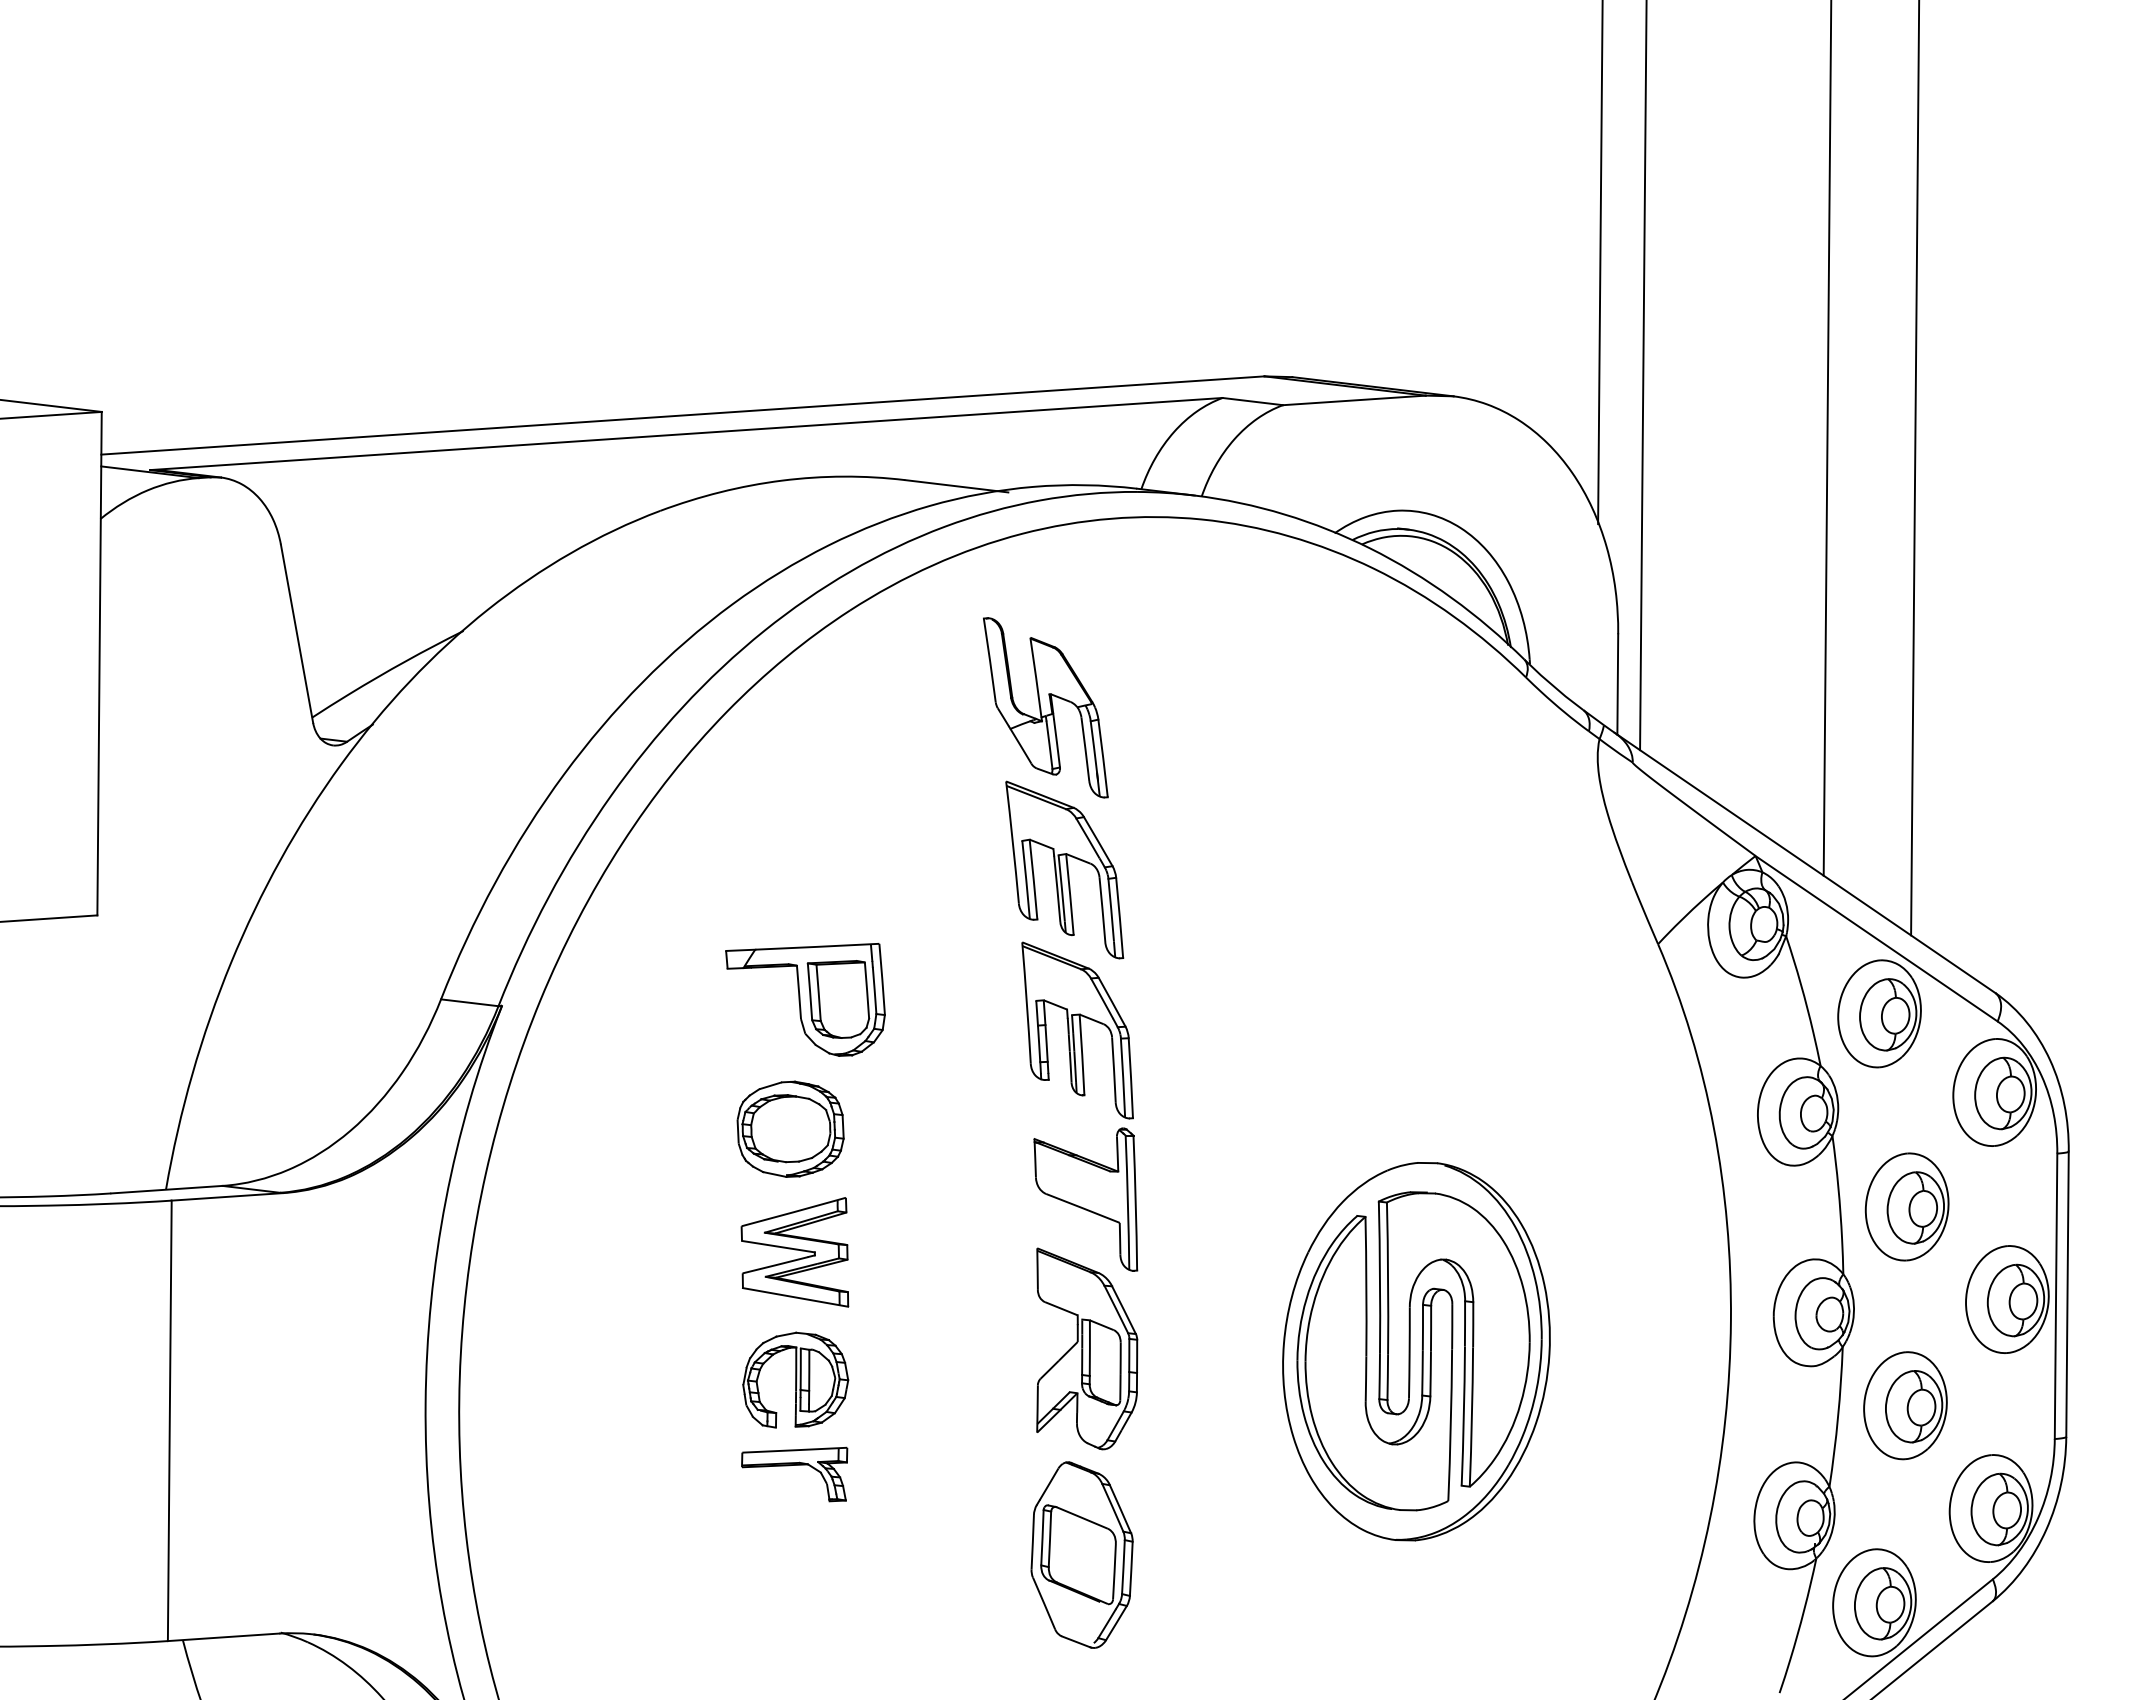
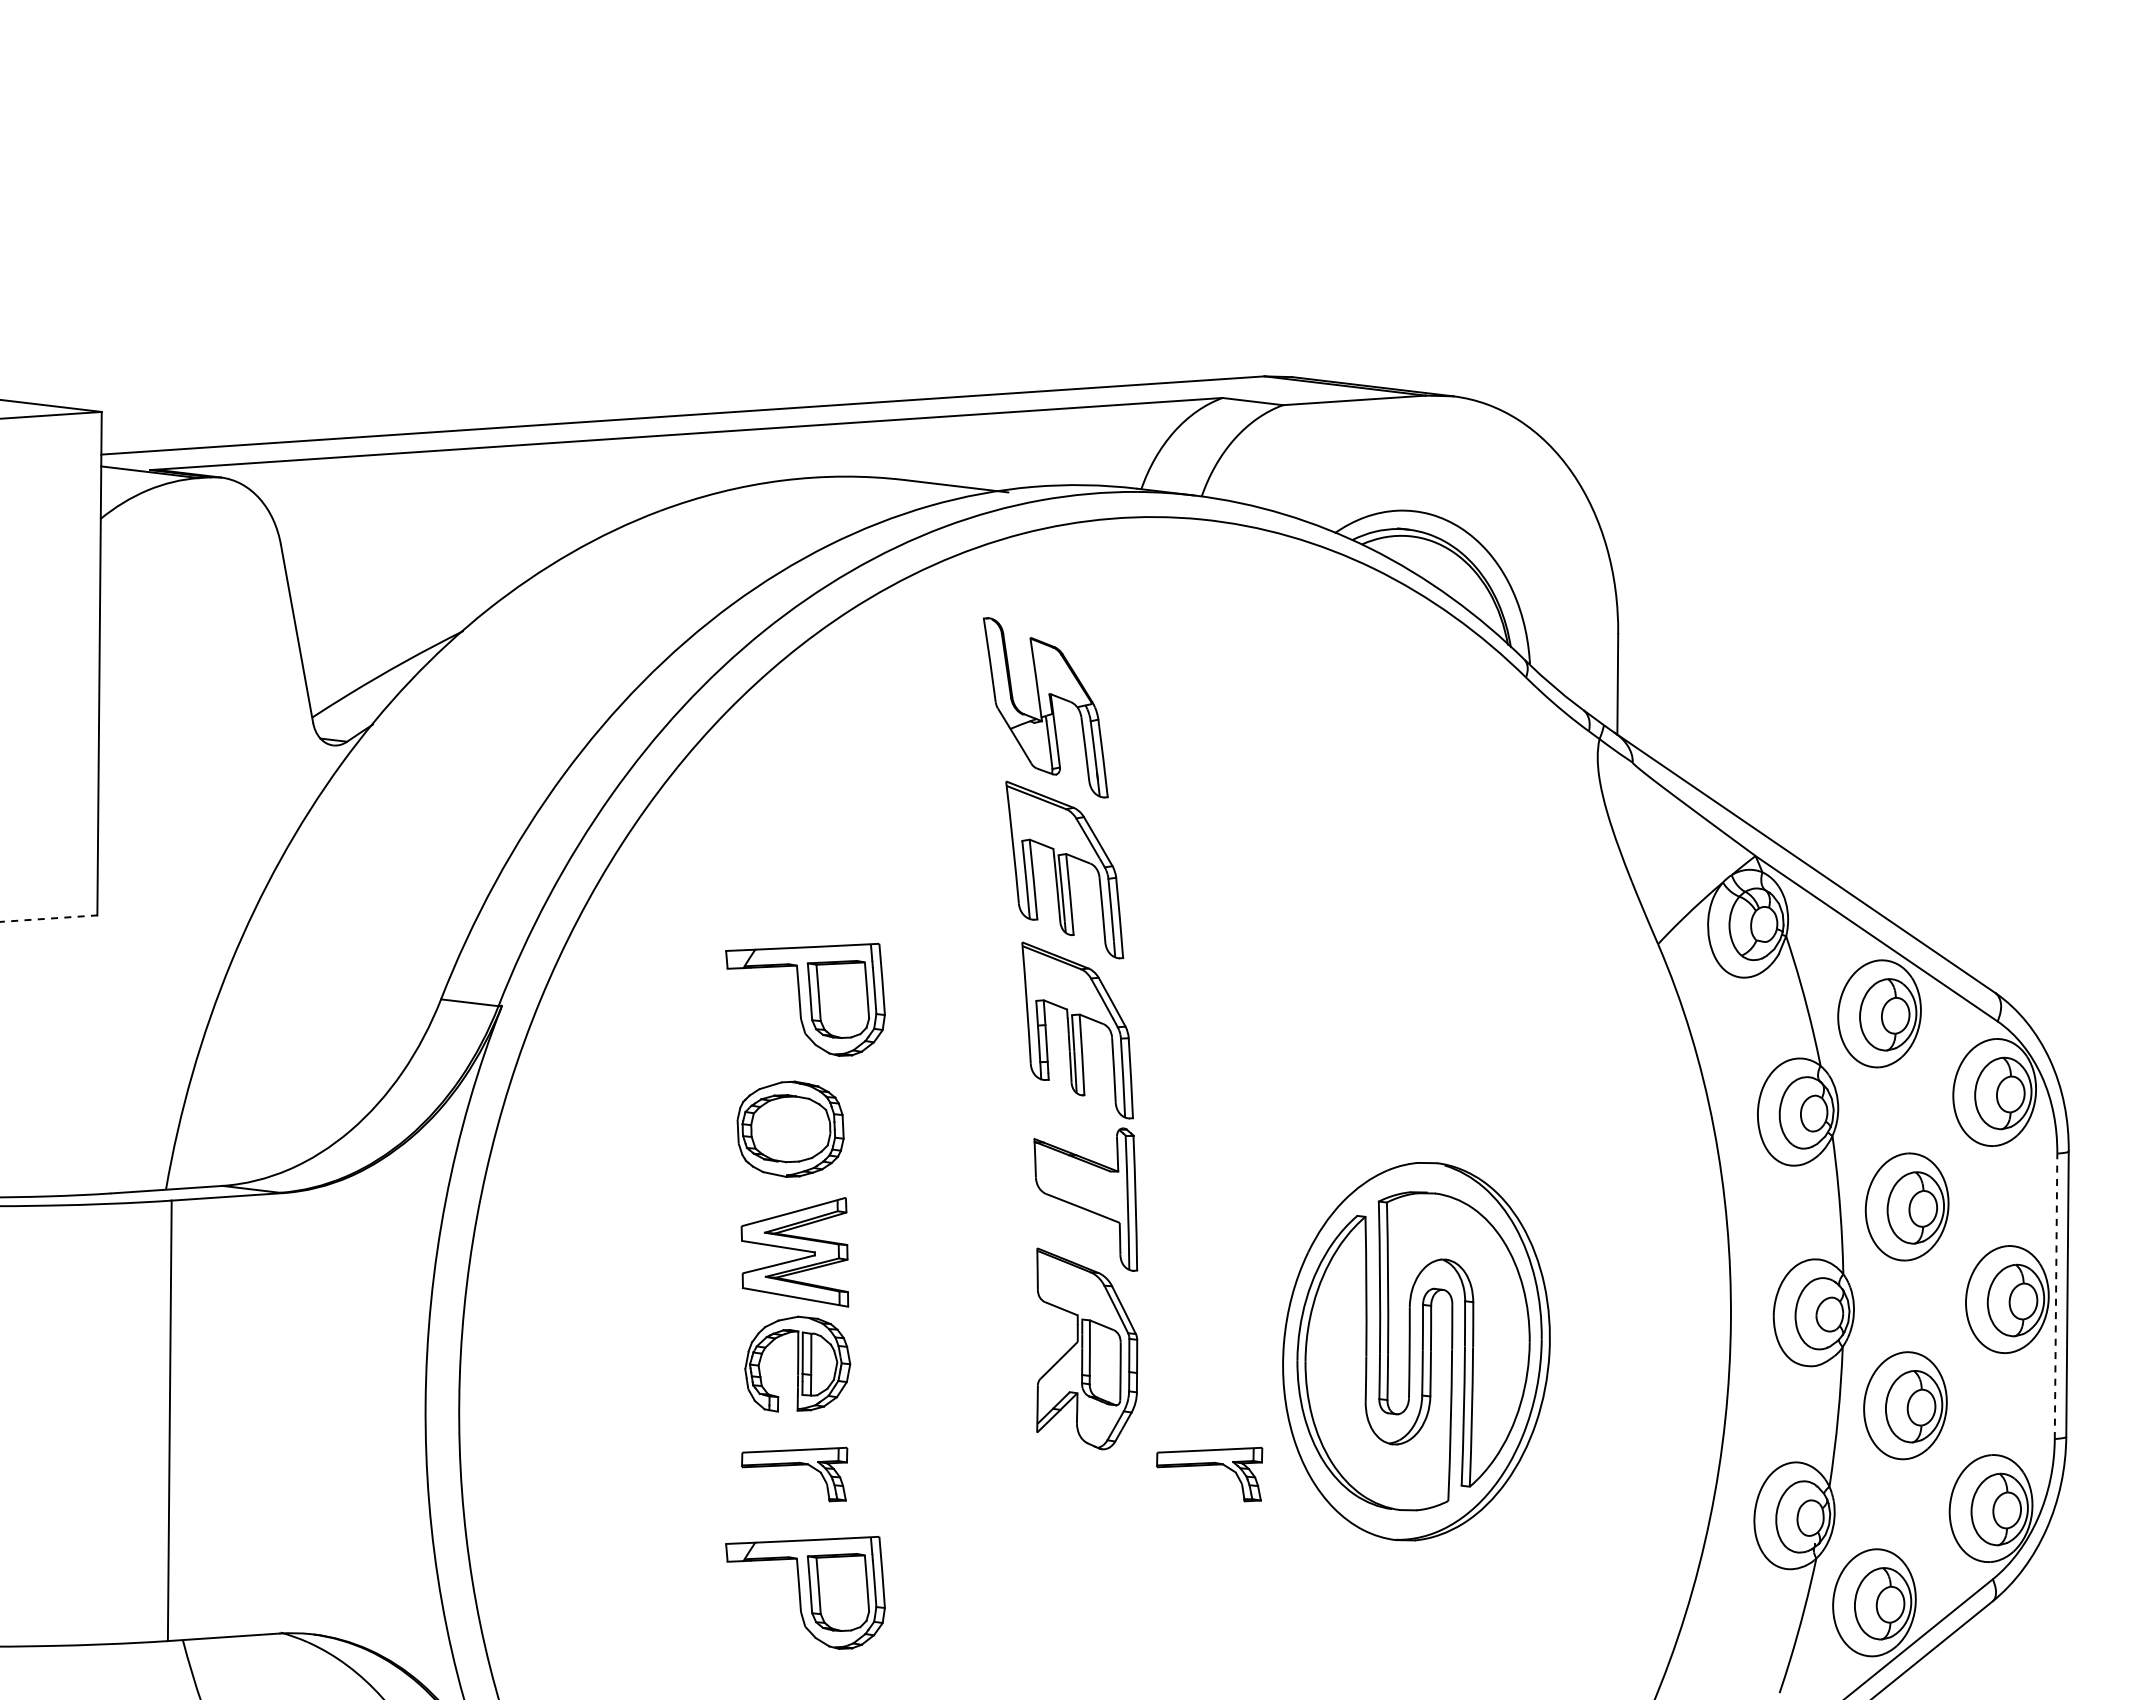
line: present -> none (1600, 263)
line: present -> none (1643, 376)
line: present -> none (1827, 438)
line: present -> none (1915, 468)
line: solid -> dashed (49, 918)
line: solid -> dashed (2056, 1296)
part position: (795, 1379) -> (797, 1363) (797, 1363)
part: none -> present (1209, 1465)
part: present -> none (1081, 1554)
part: none -> present (805, 1592)
